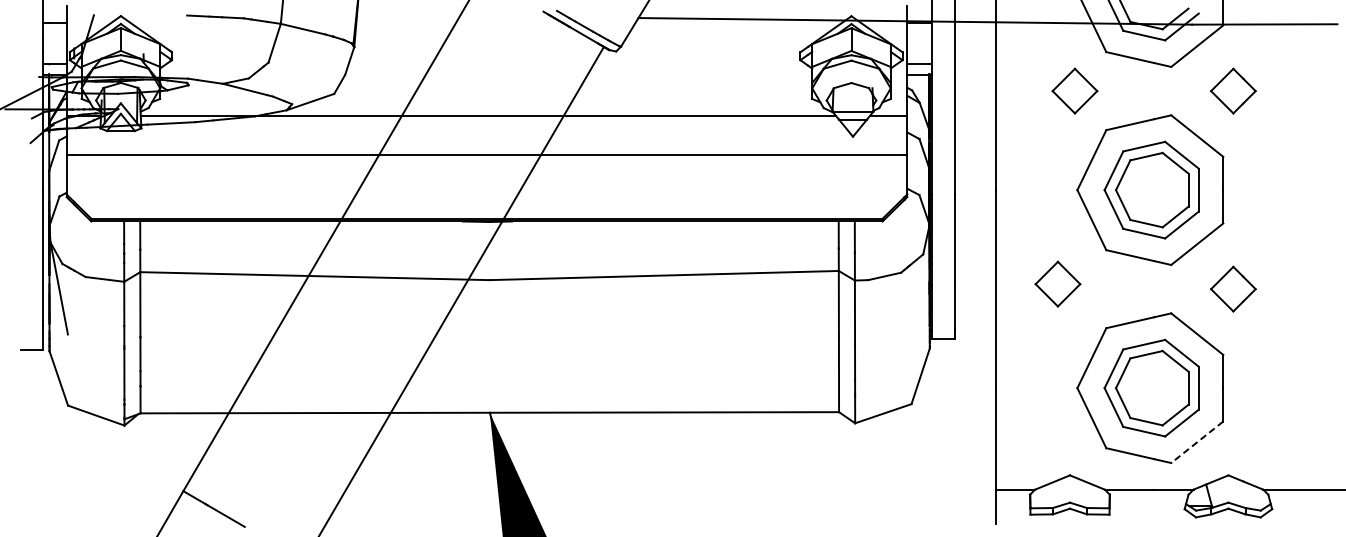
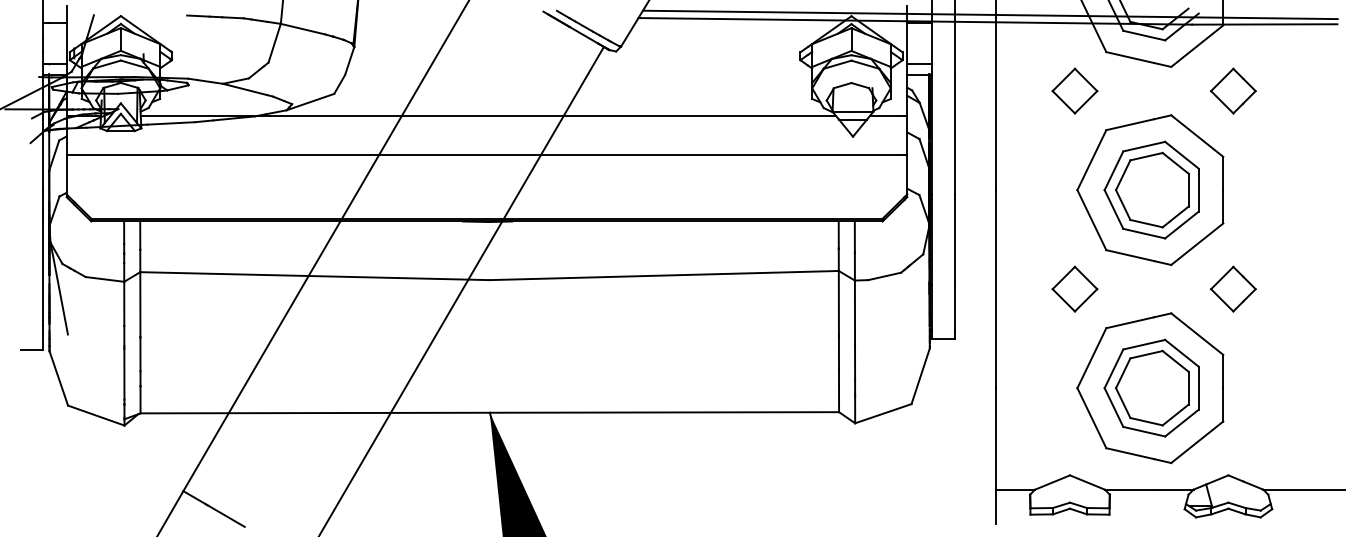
line: none -> present (989, 14)
part position: (1057, 283) -> (1074, 288) (1074, 288)
line: dashed -> solid (1196, 442)
